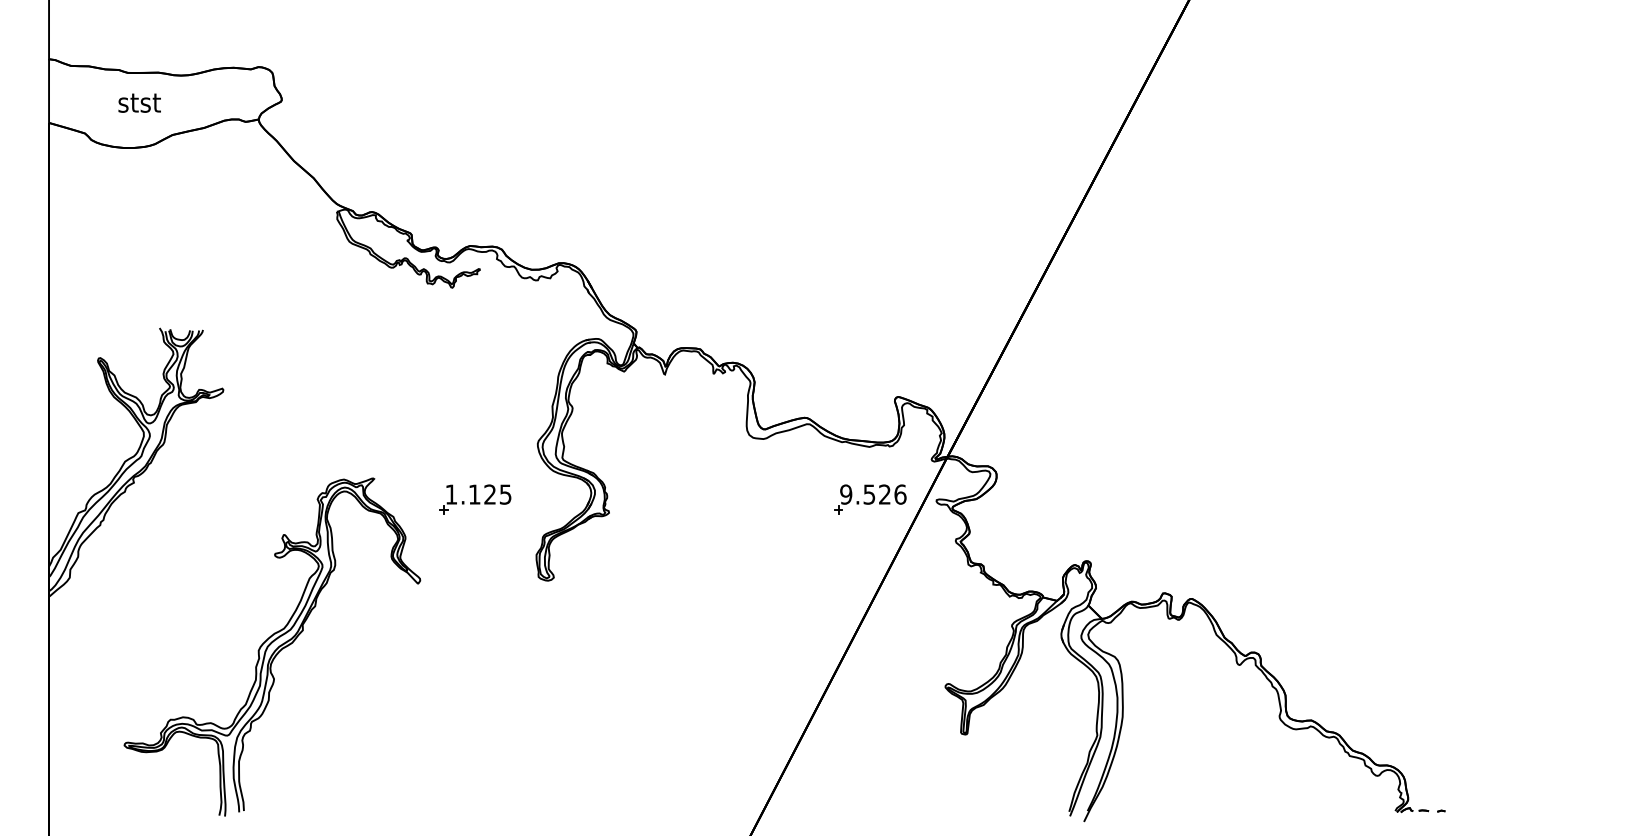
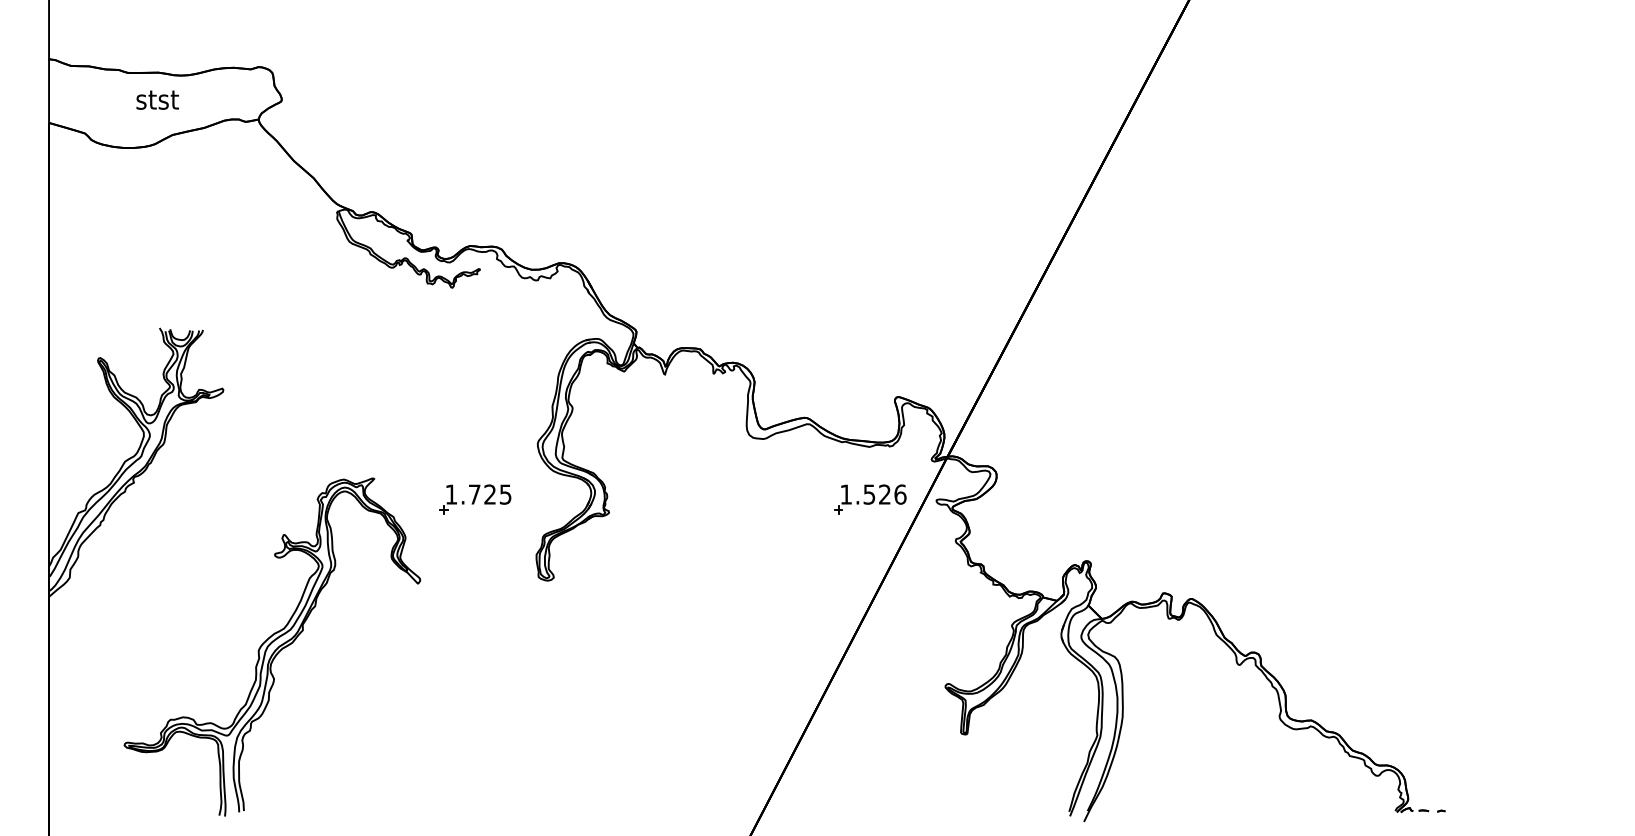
text position: (139, 102) -> (157, 99) (157, 99)
text: 1.125 -> 1.725 (474, 494)
text: 9.526 -> 1.526 (846, 494)
